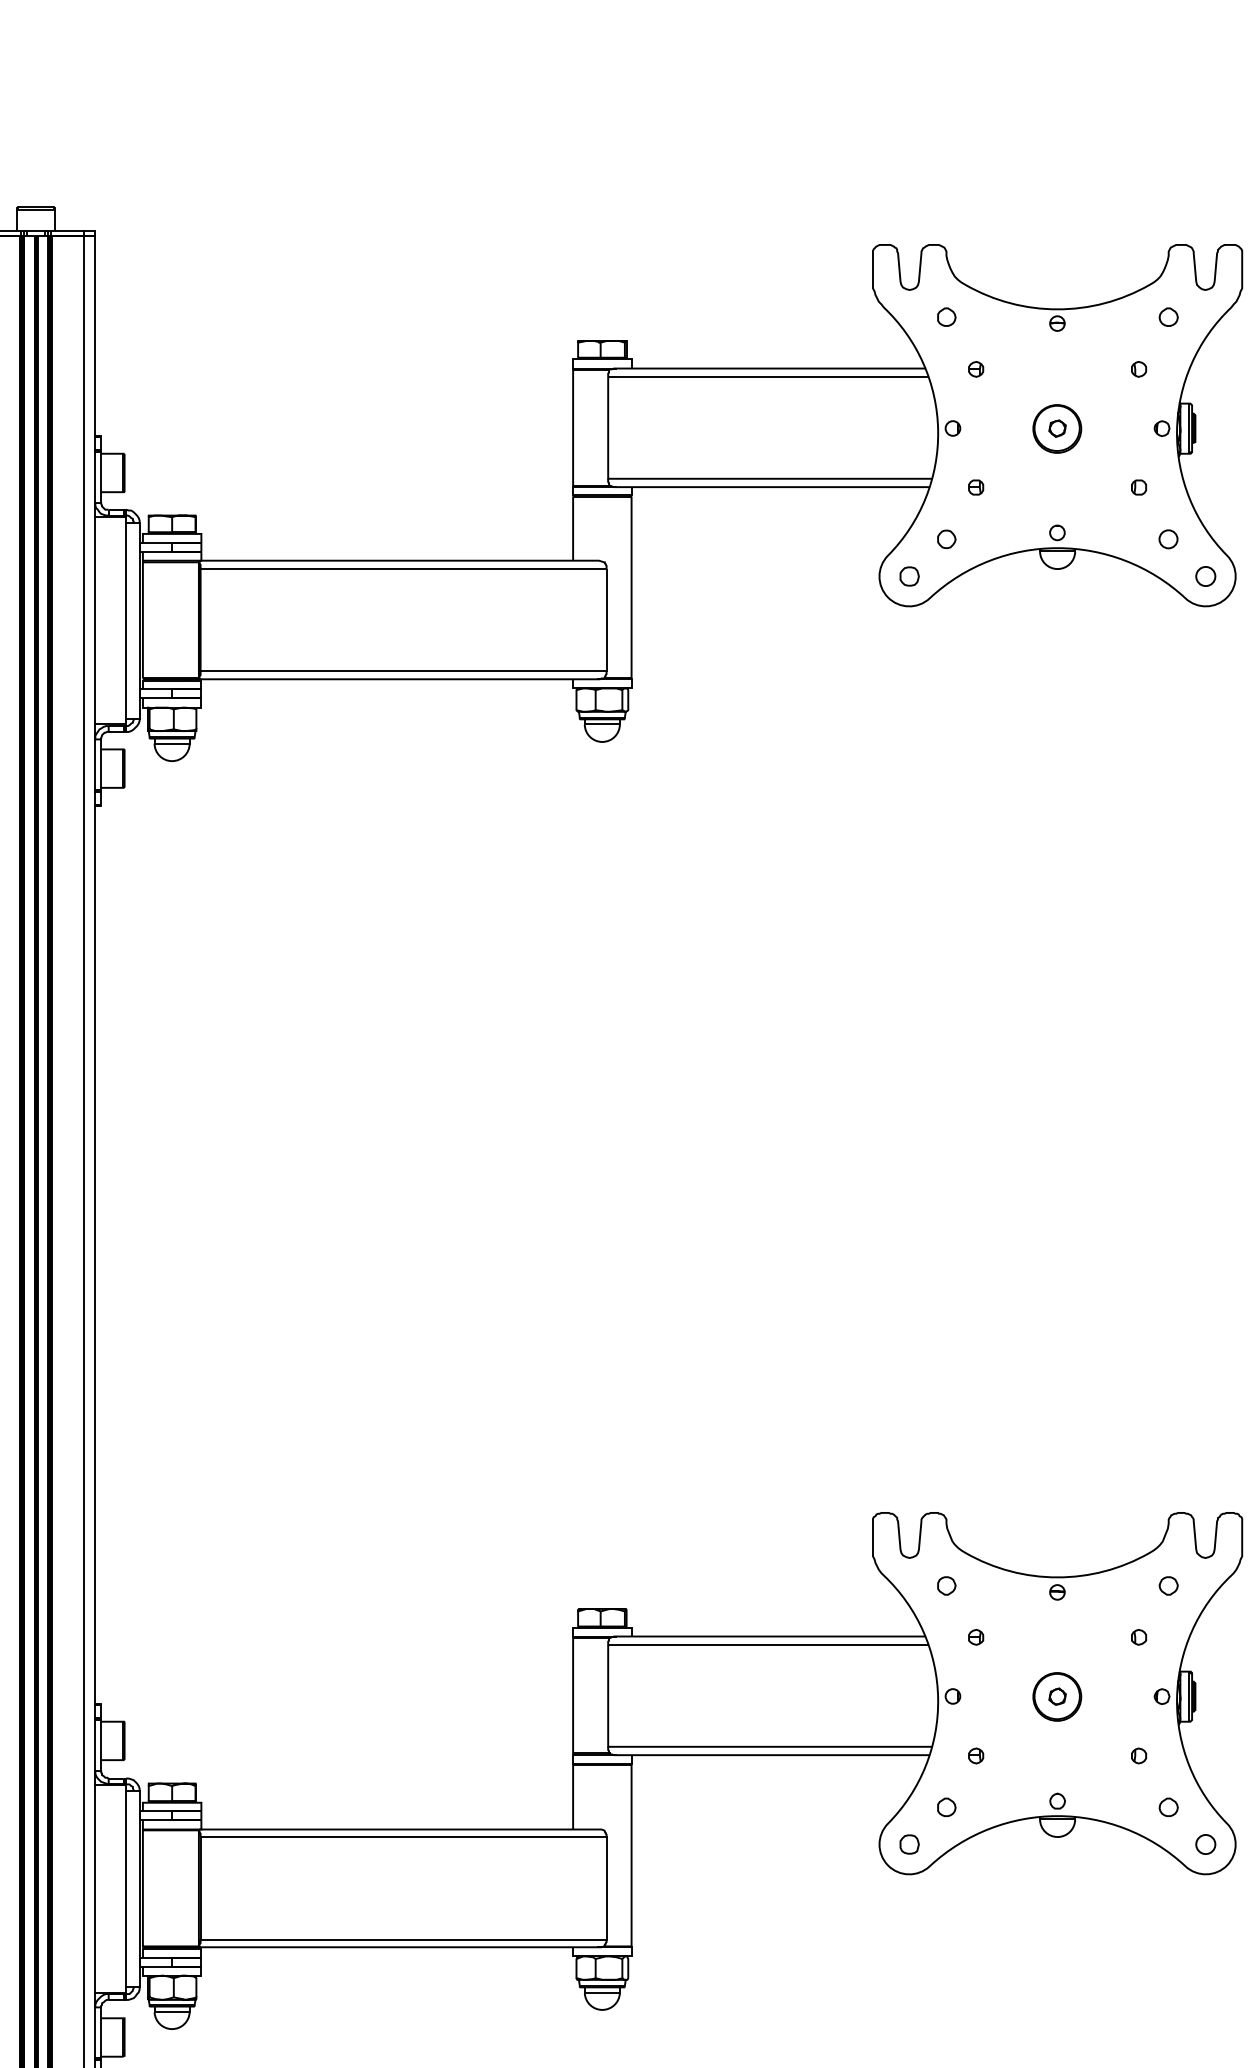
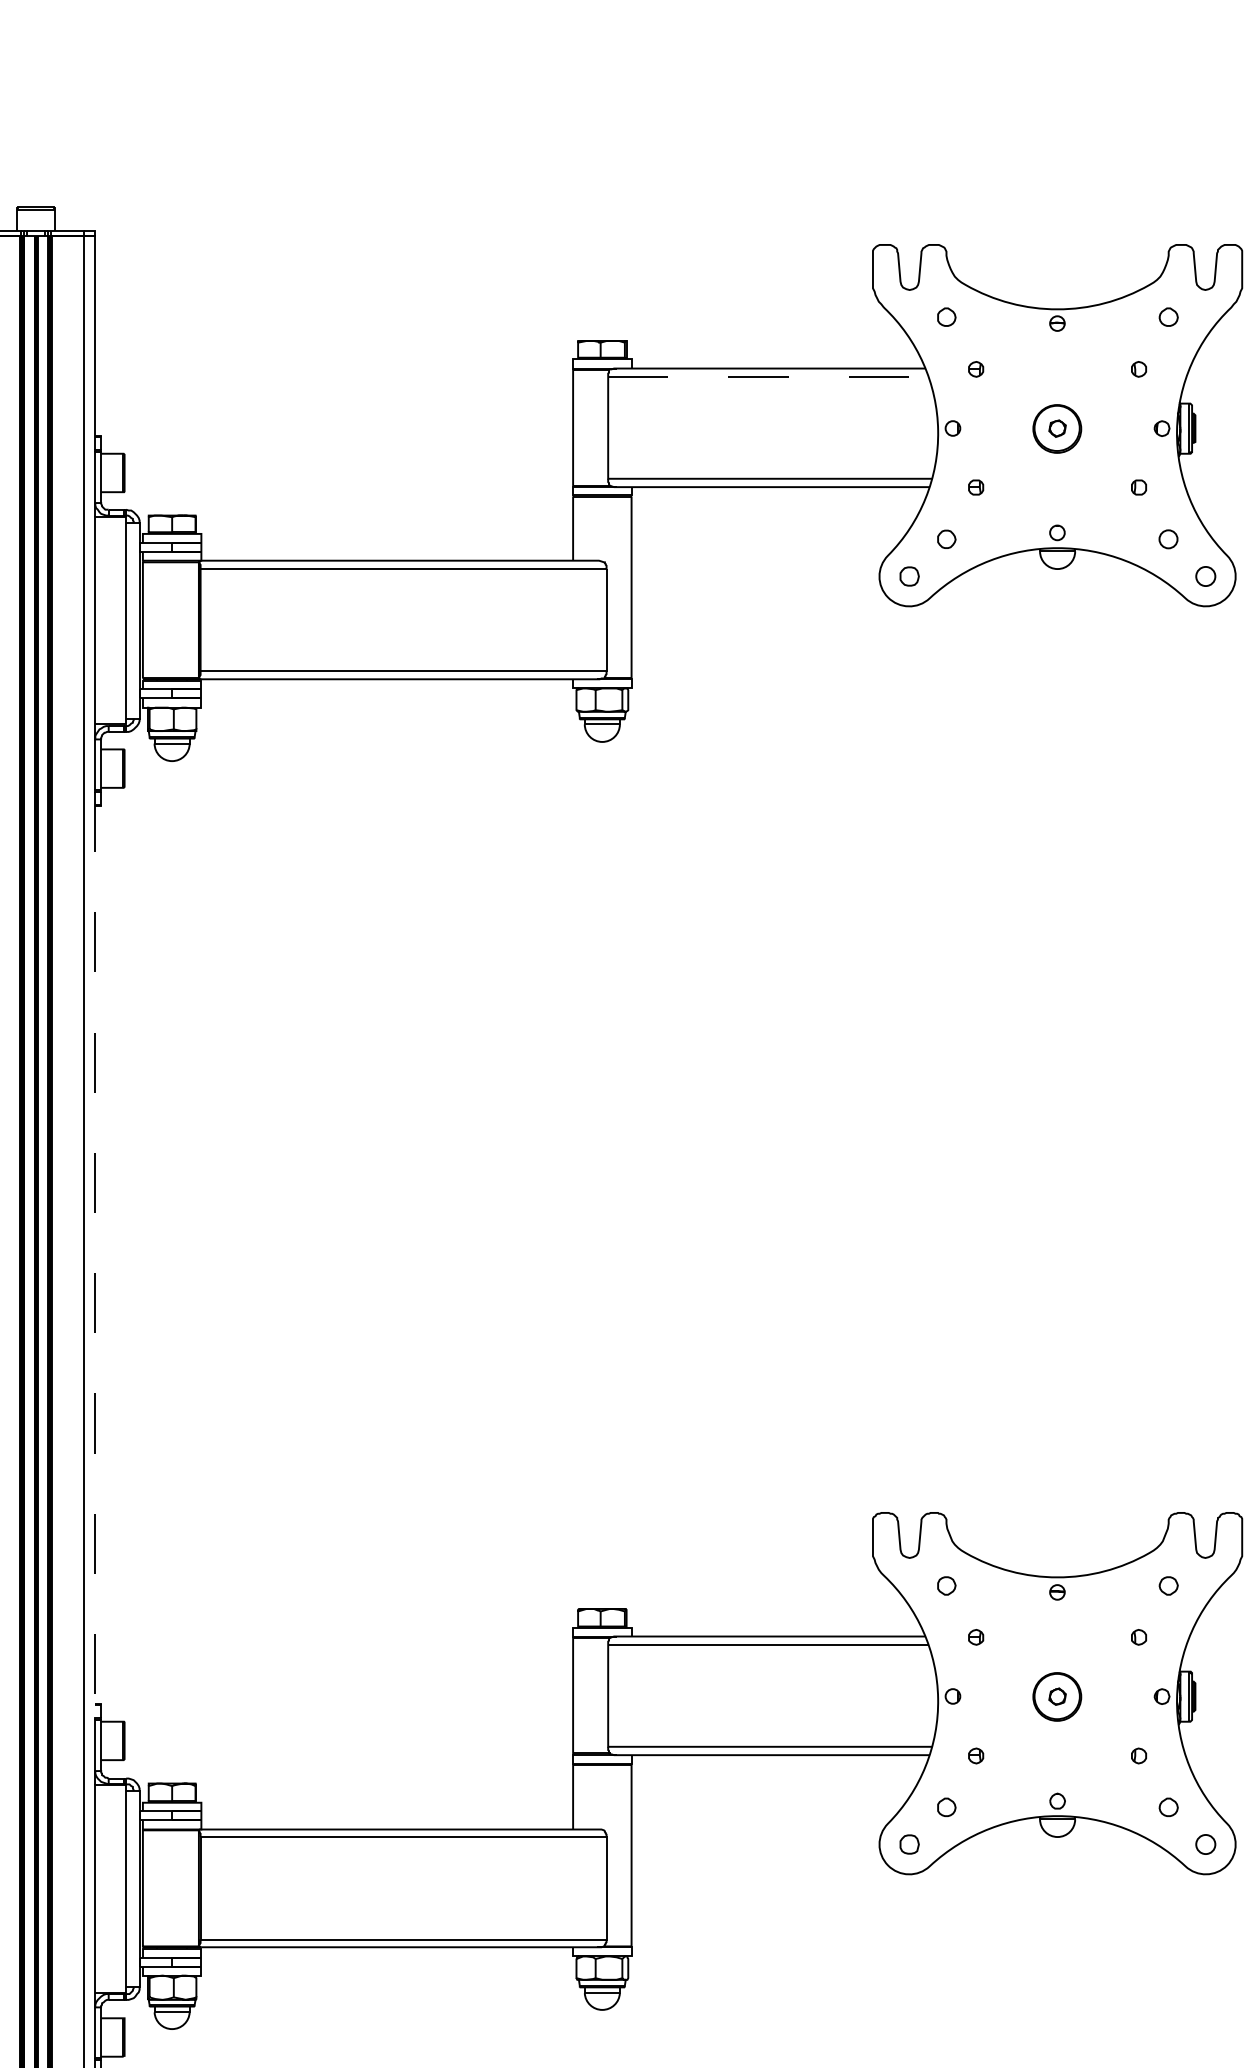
line: solid -> dashed (769, 376)
line: solid -> dashed (95, 1255)
